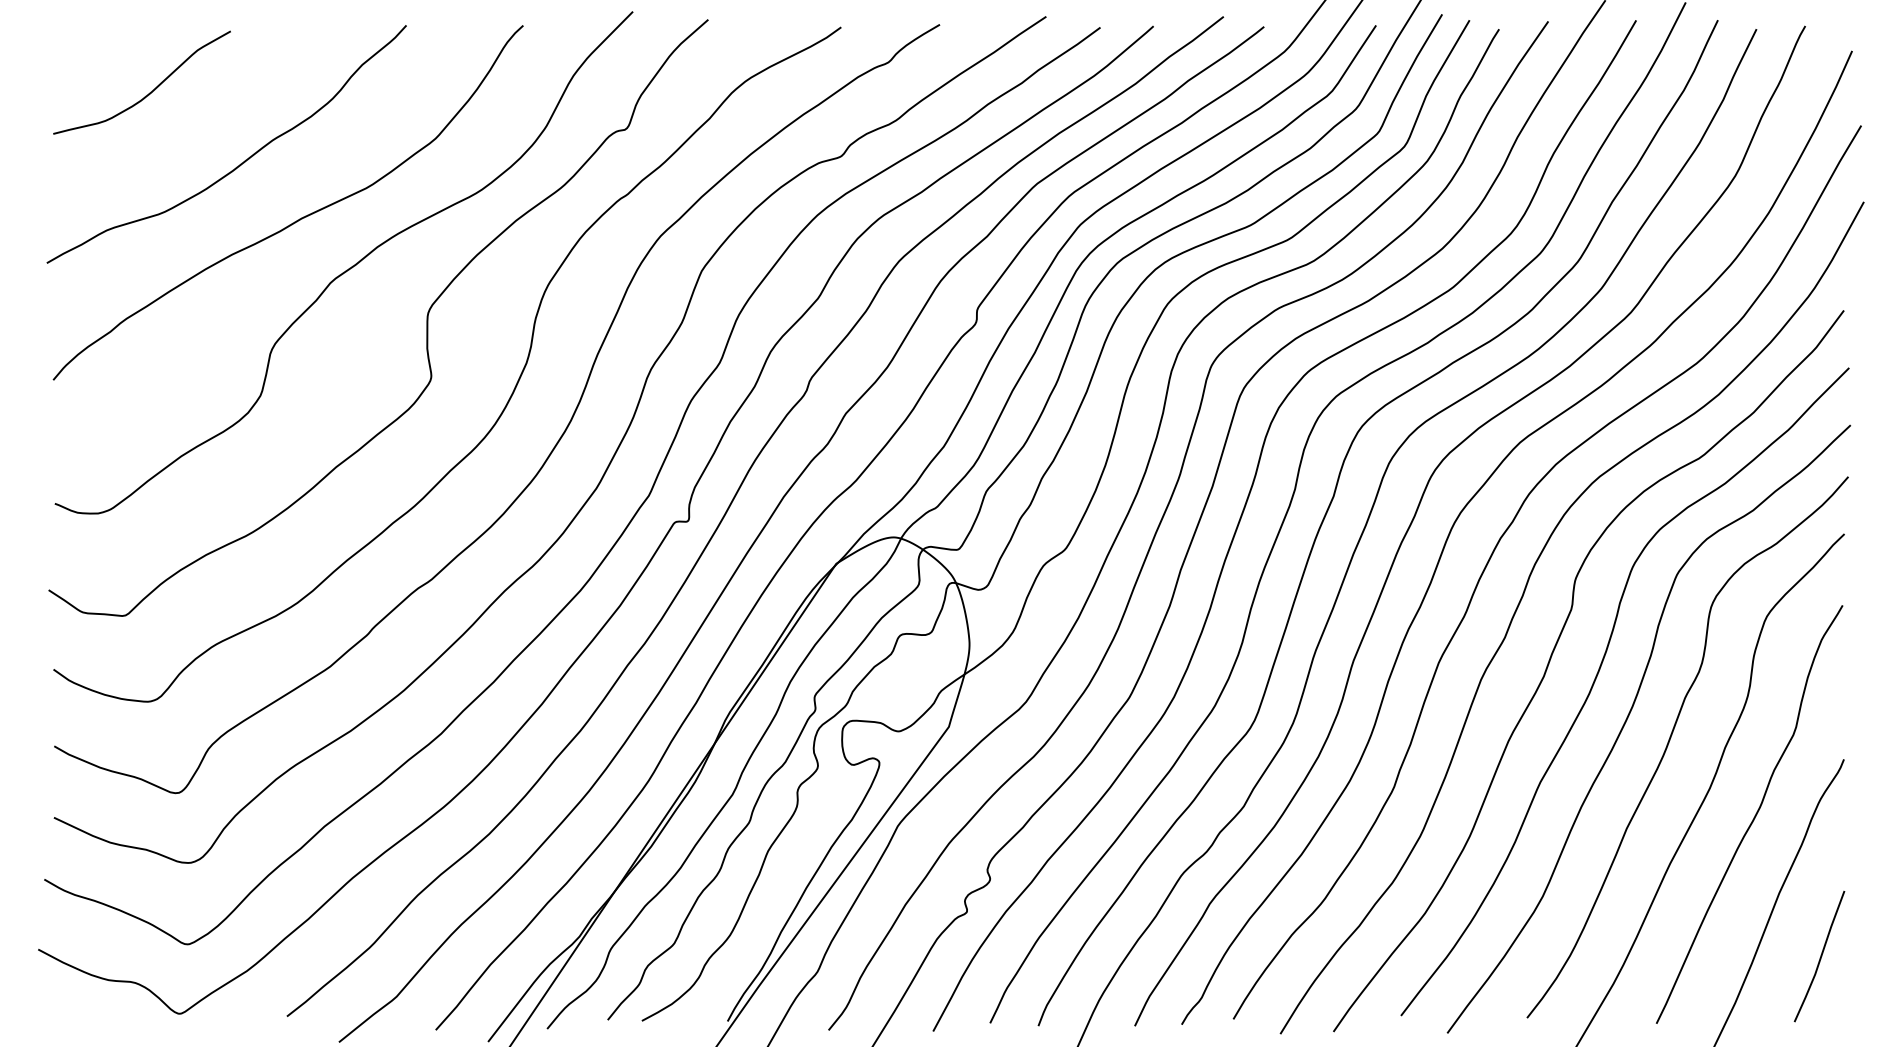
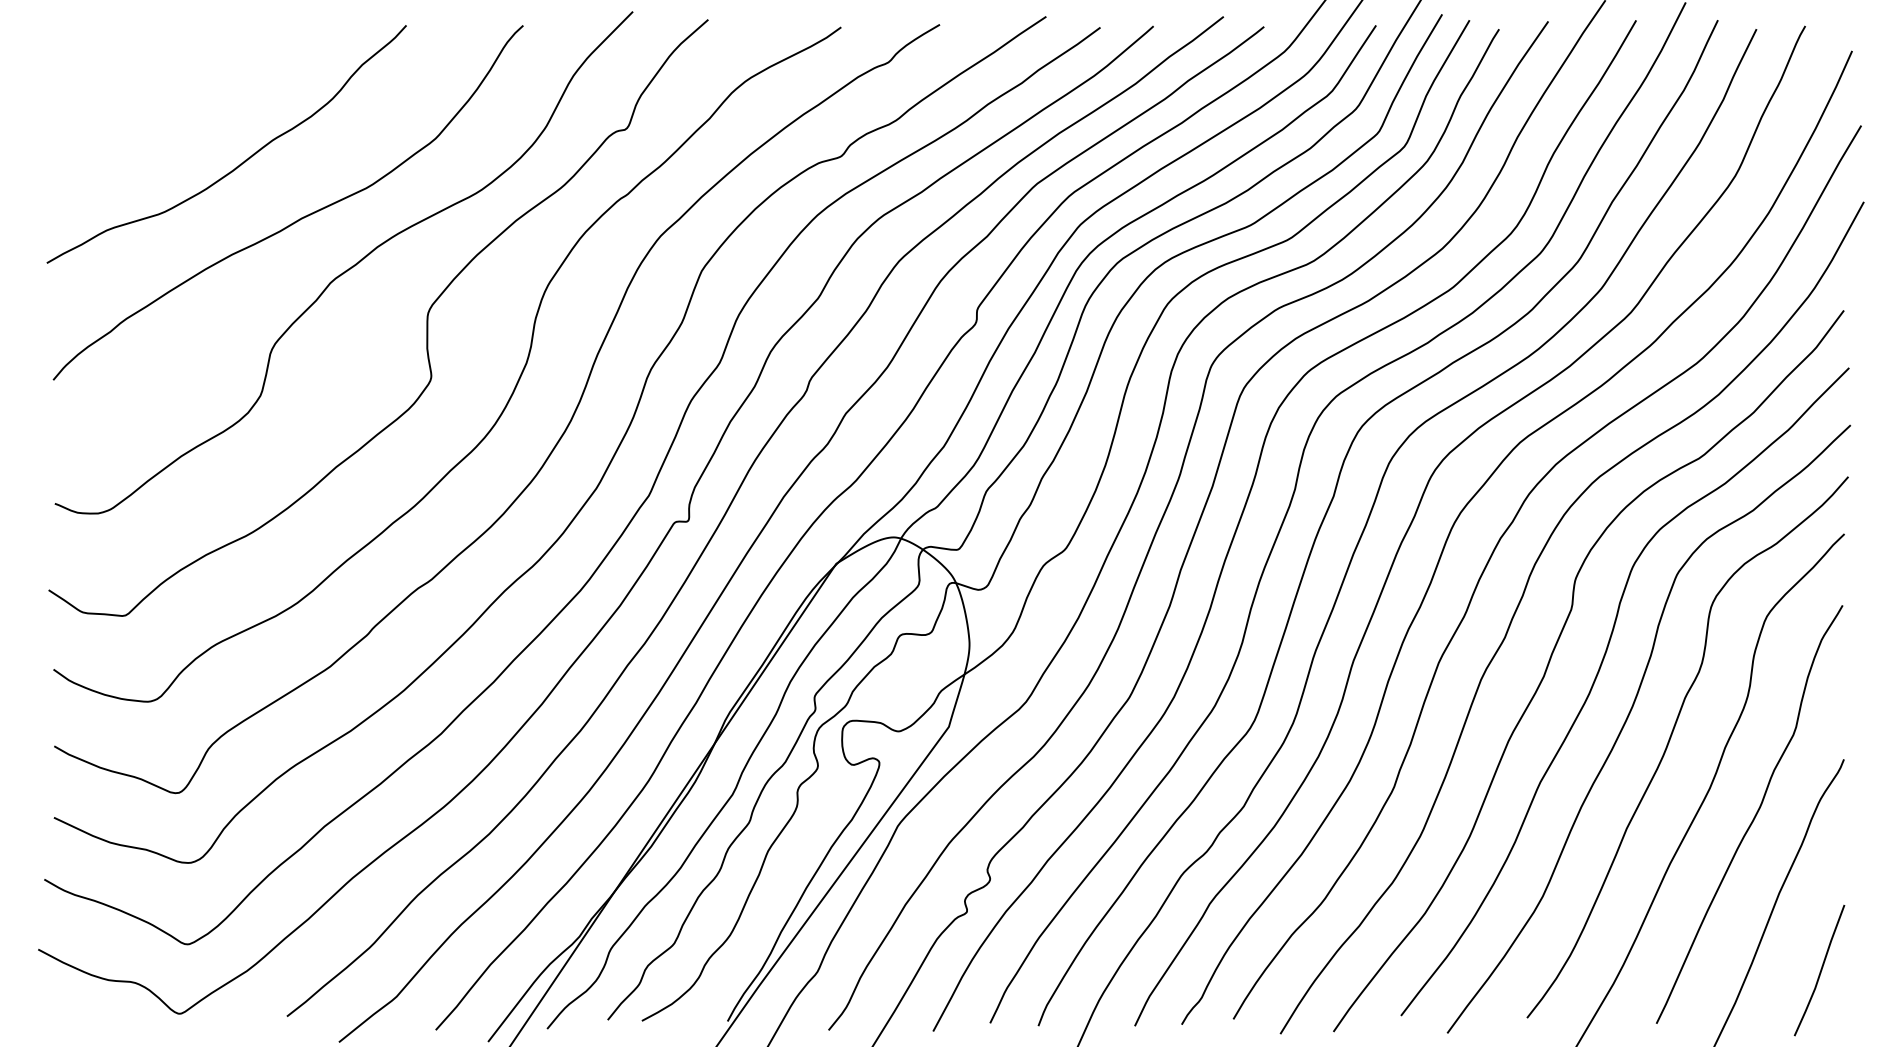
curve: present -> none (150, 91)
line position: (1820, 956) -> (1820, 970) (1820, 970)
